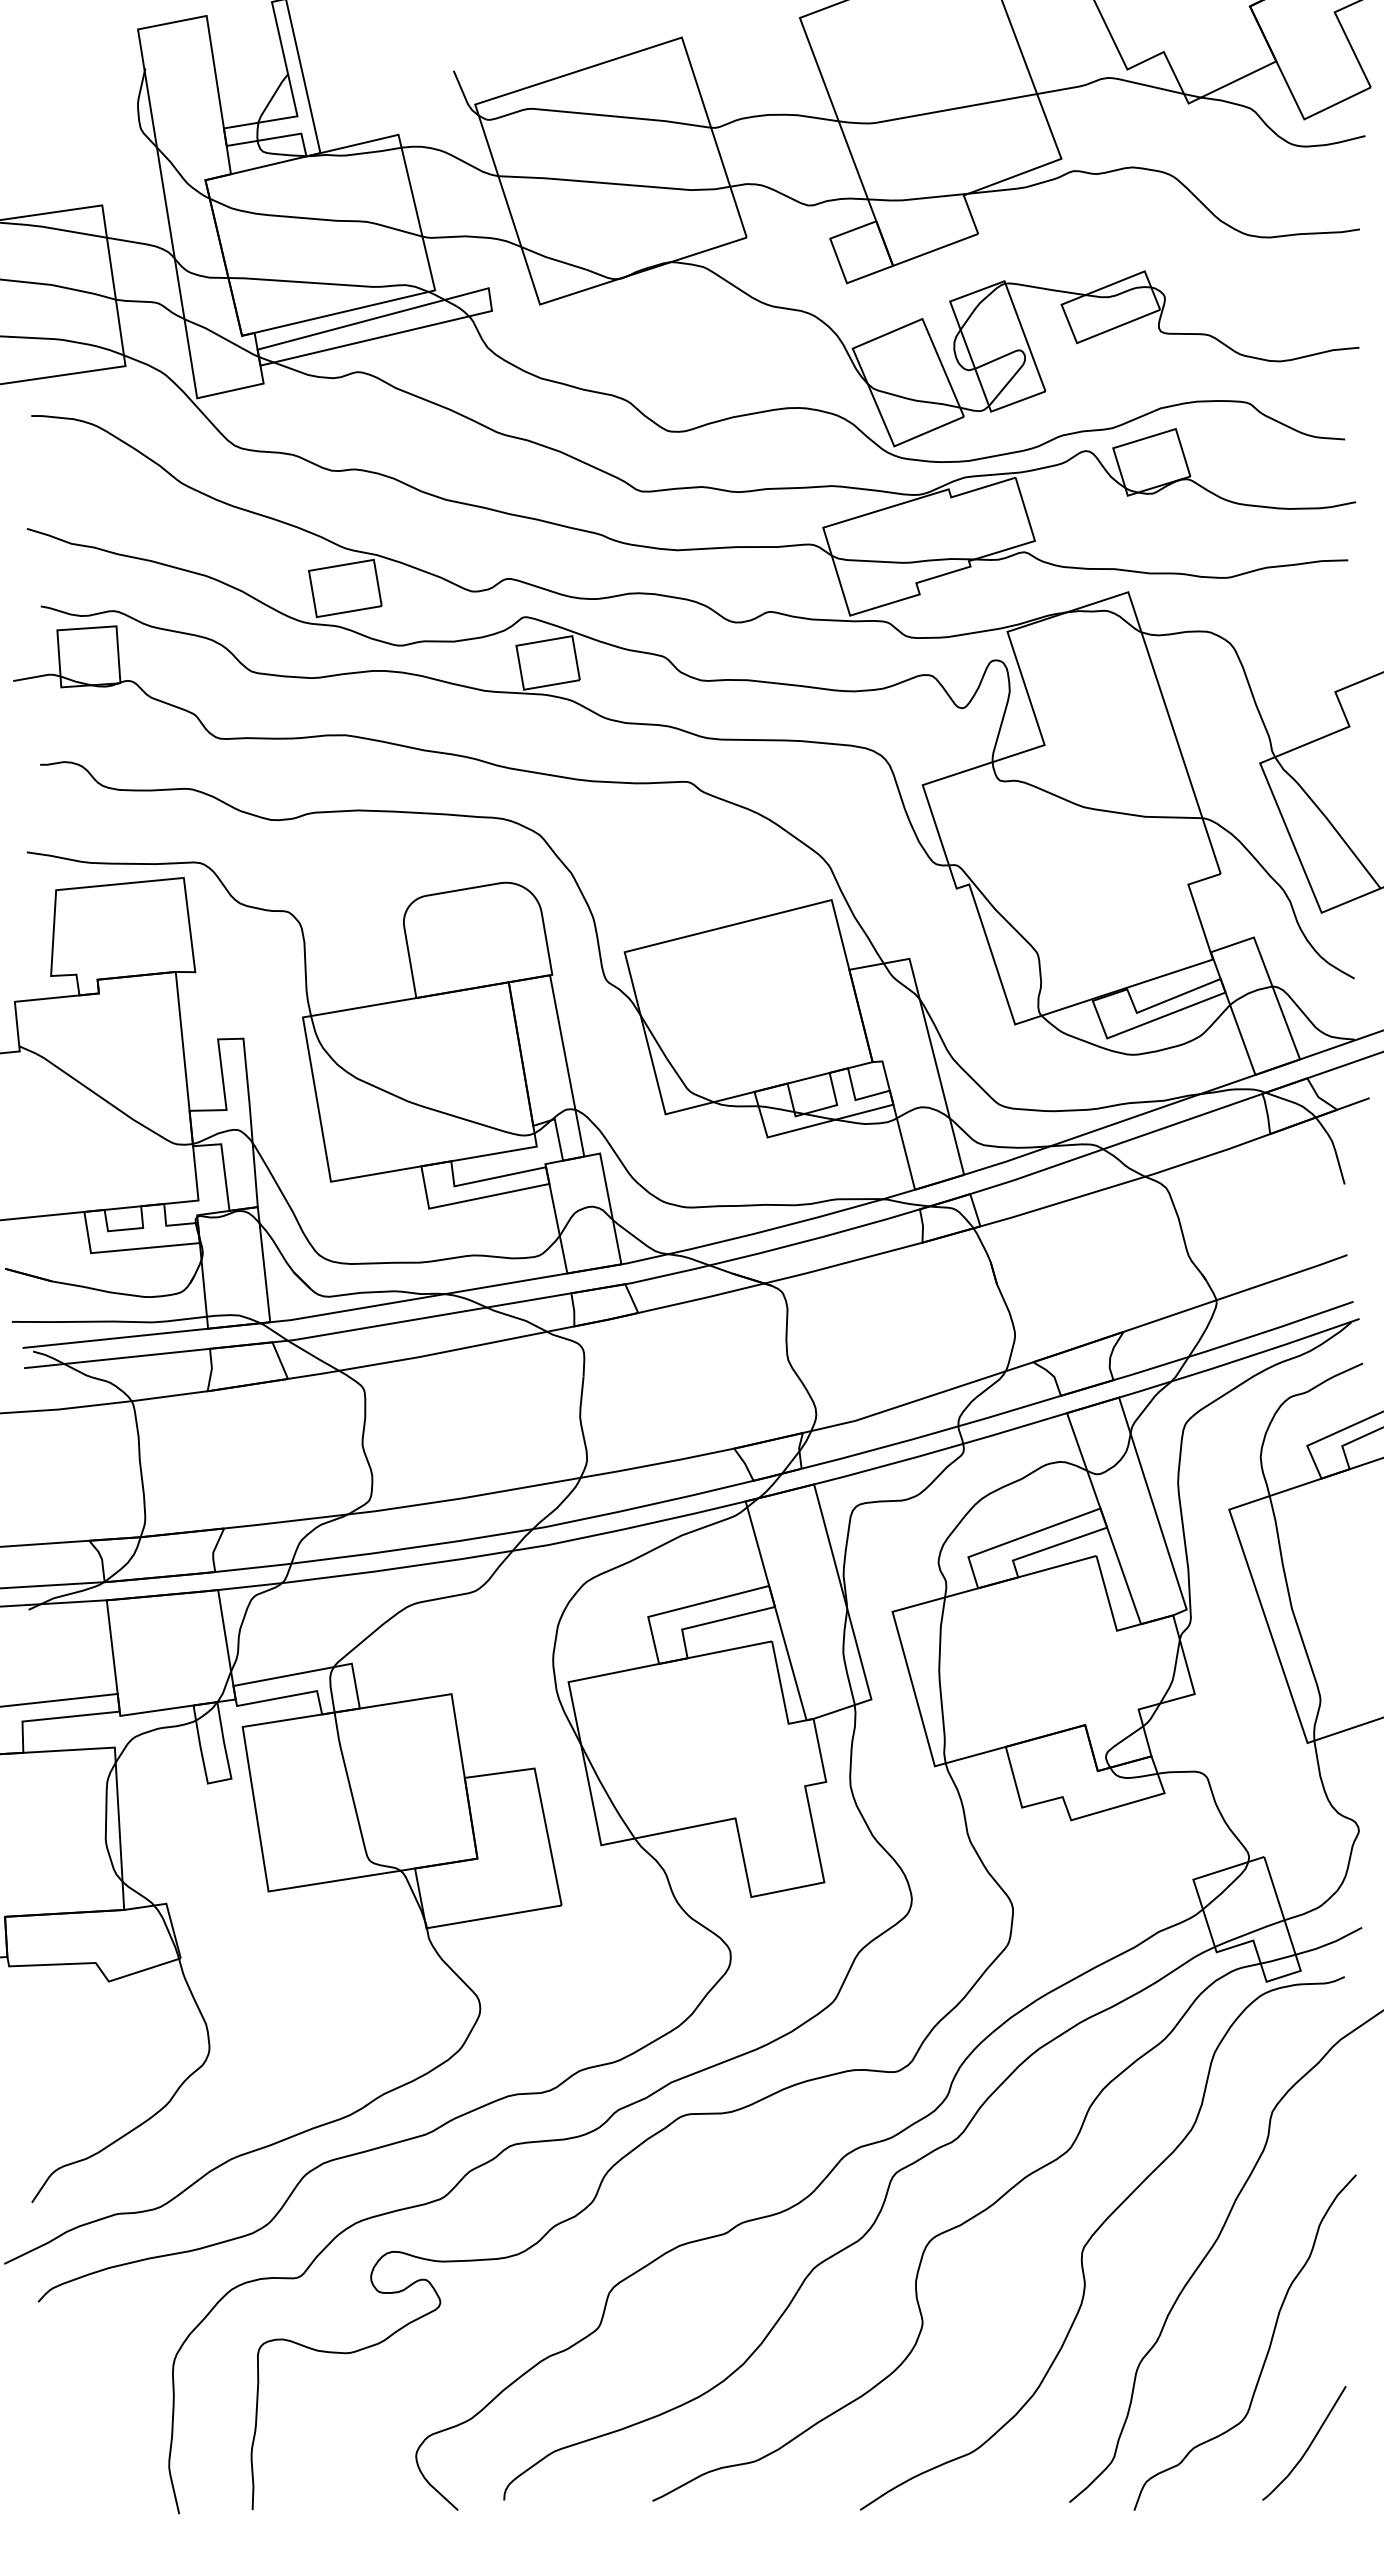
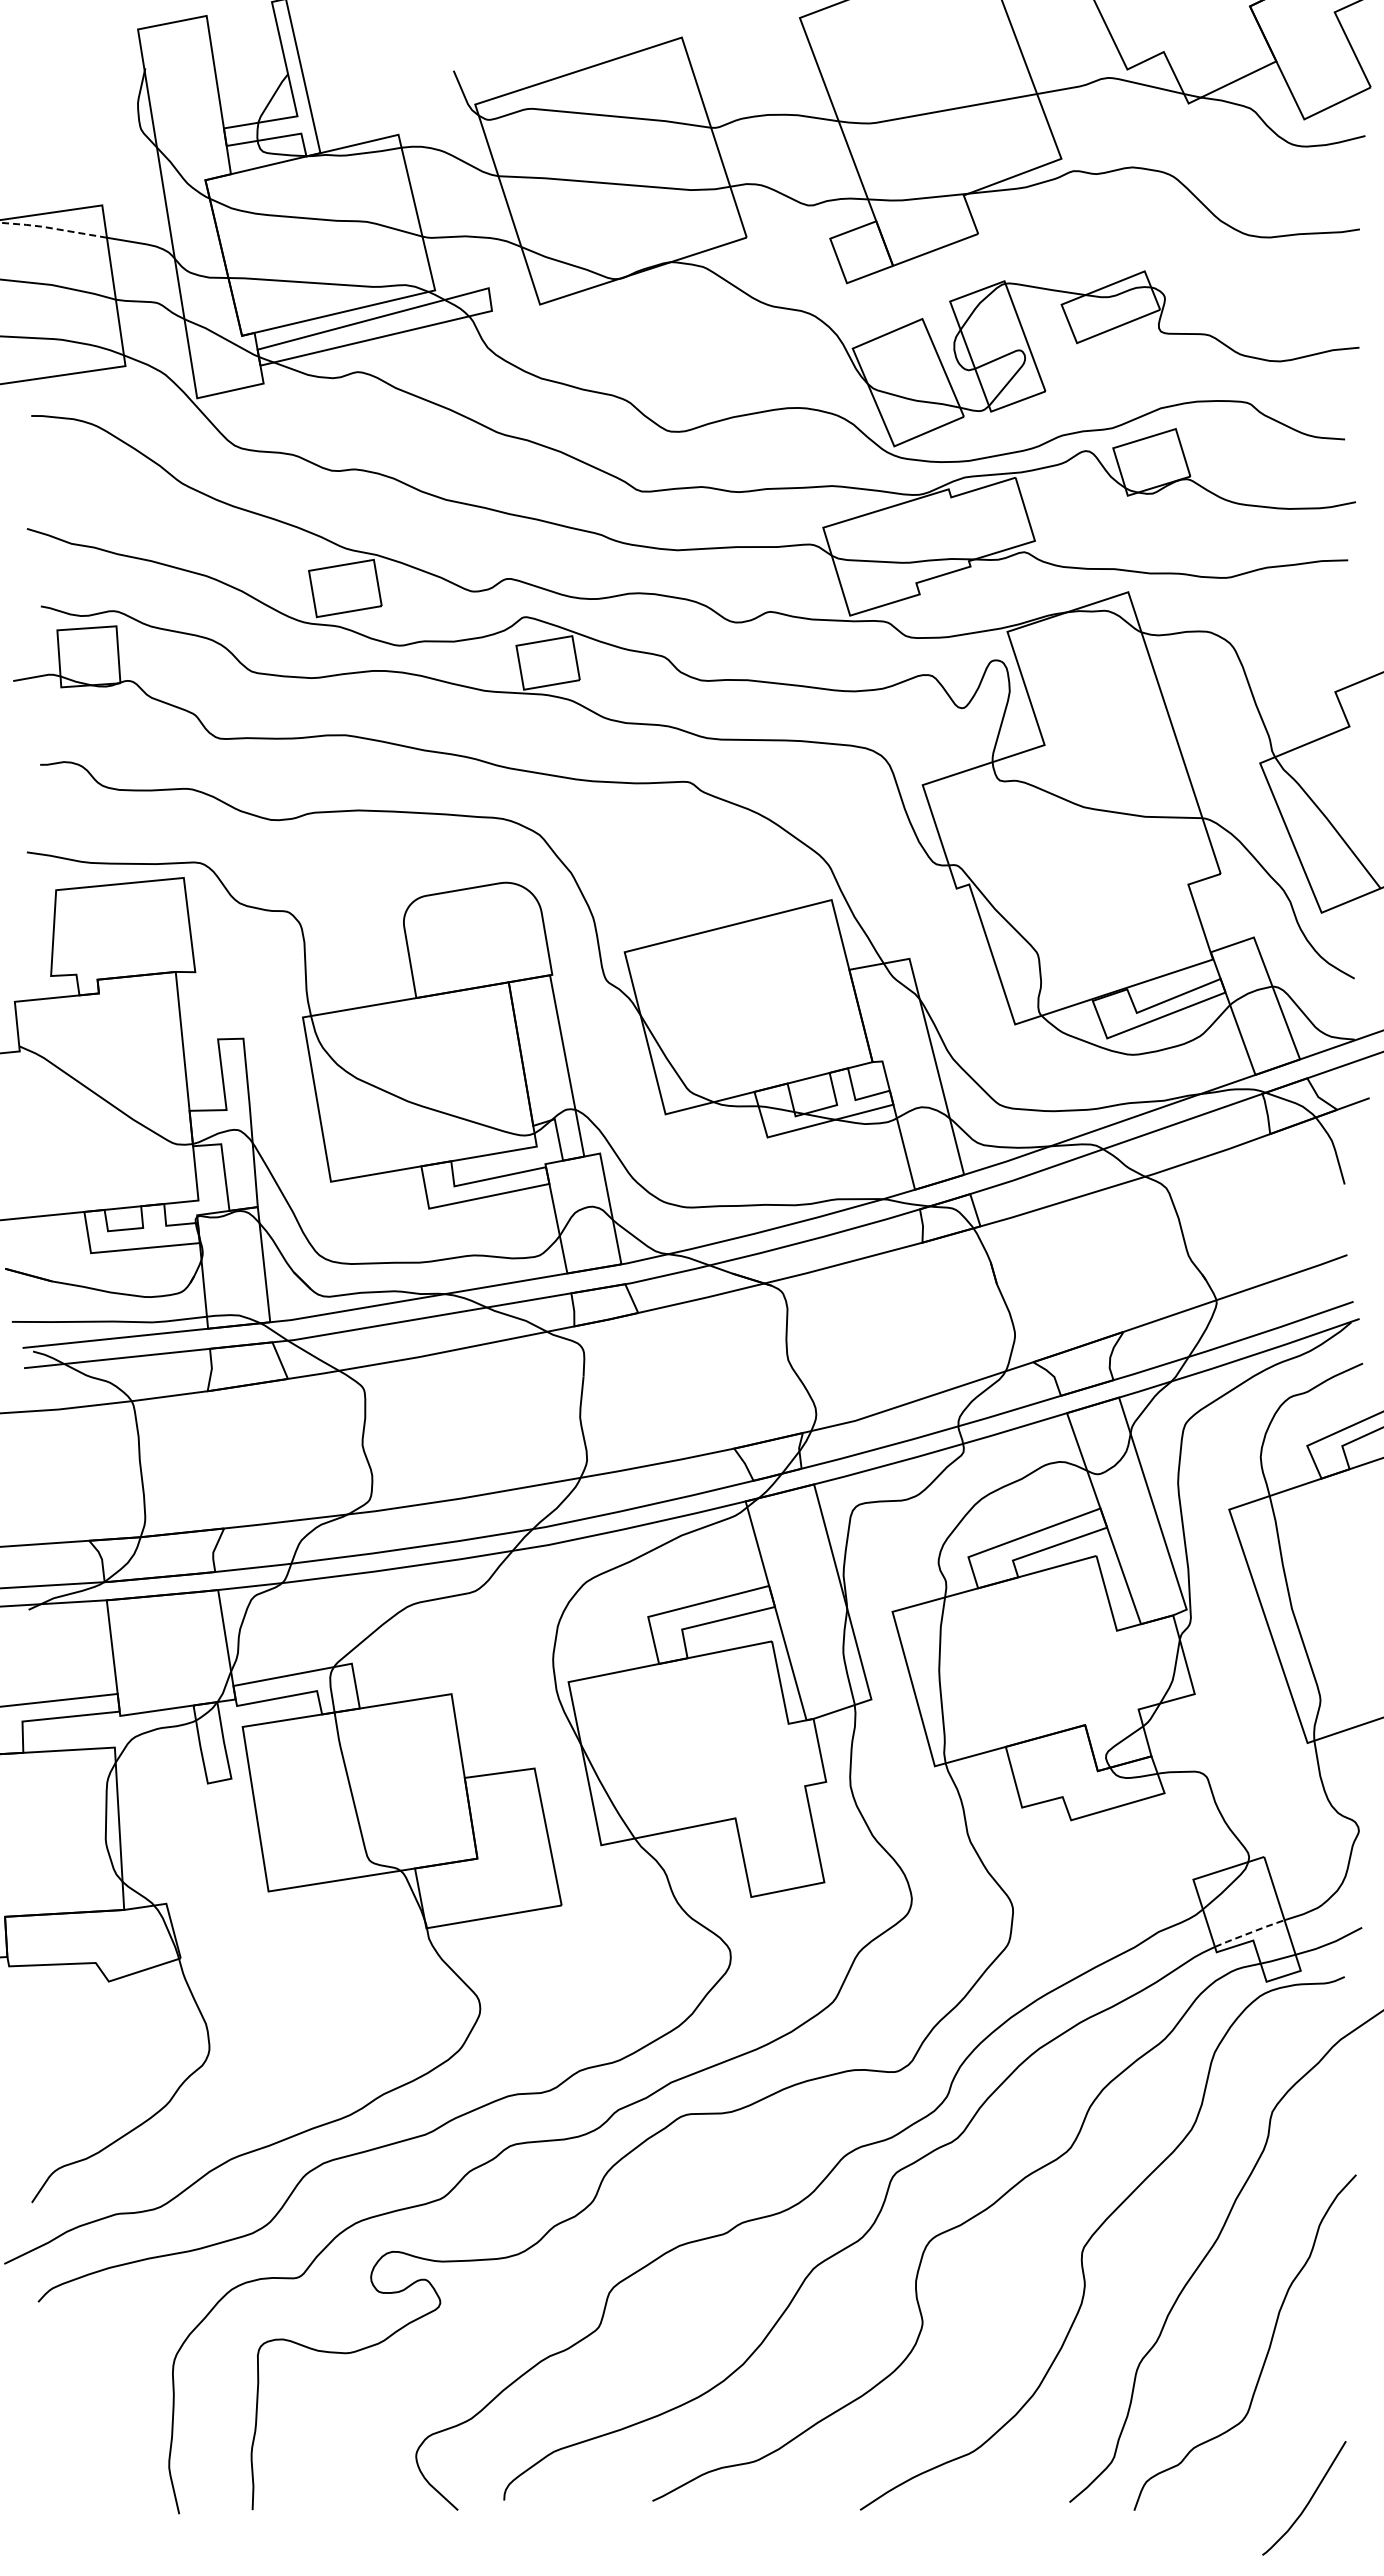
line: solid -> dashed (52, 228)
line: solid -> dashed (1249, 1933)
curve position: (1308, 2446) -> (1308, 2501) (1308, 2501)
